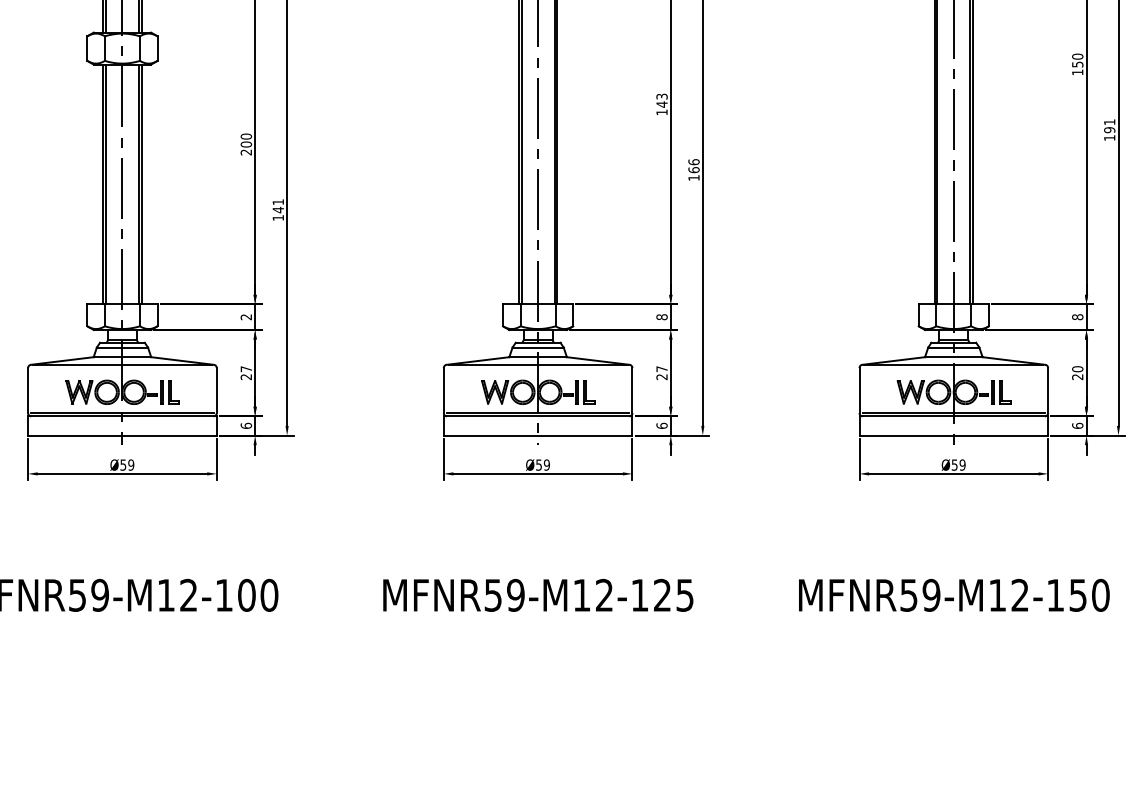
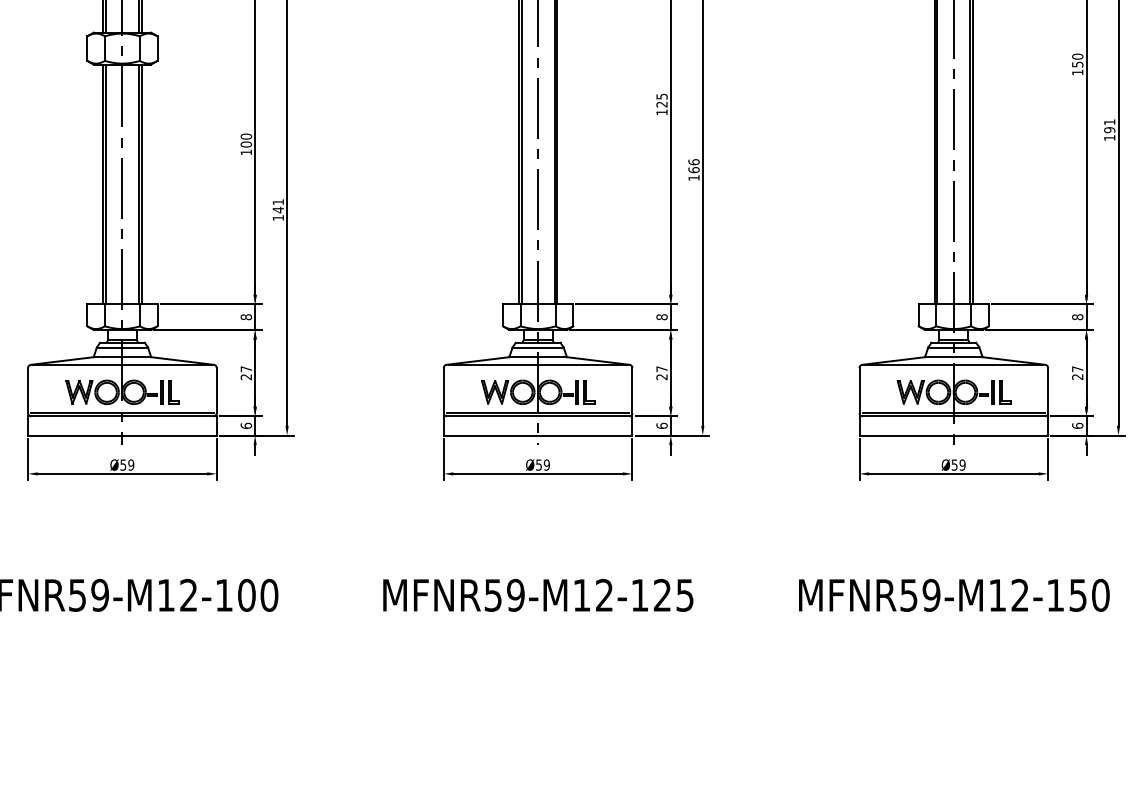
text: 143 -> 125 (661, 100)
text: 200 -> 100 (245, 152)
text: 2 -> 8 (246, 317)
text: 20 -> 27 (1077, 369)
